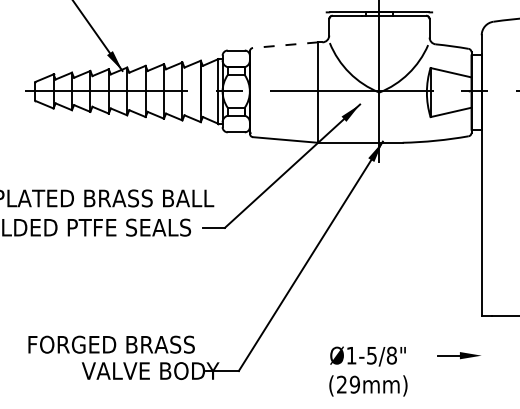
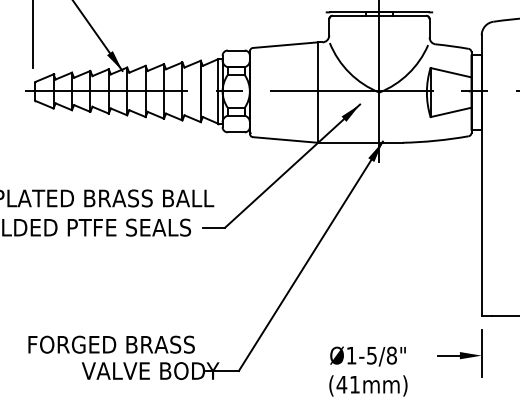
line: none -> present (32, 35)
line: dashed -> solid (285, 45)
line: none -> present (481, 353)
text: (29mm) -> (41mm) (347, 384)
